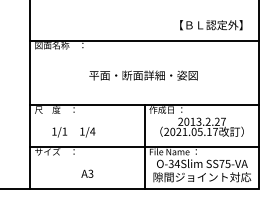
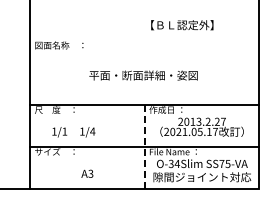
text position: (211, 25) -> (182, 25) (182, 25)
line: present -> none (144, 40)
line: solid -> dashed (144, 147)
